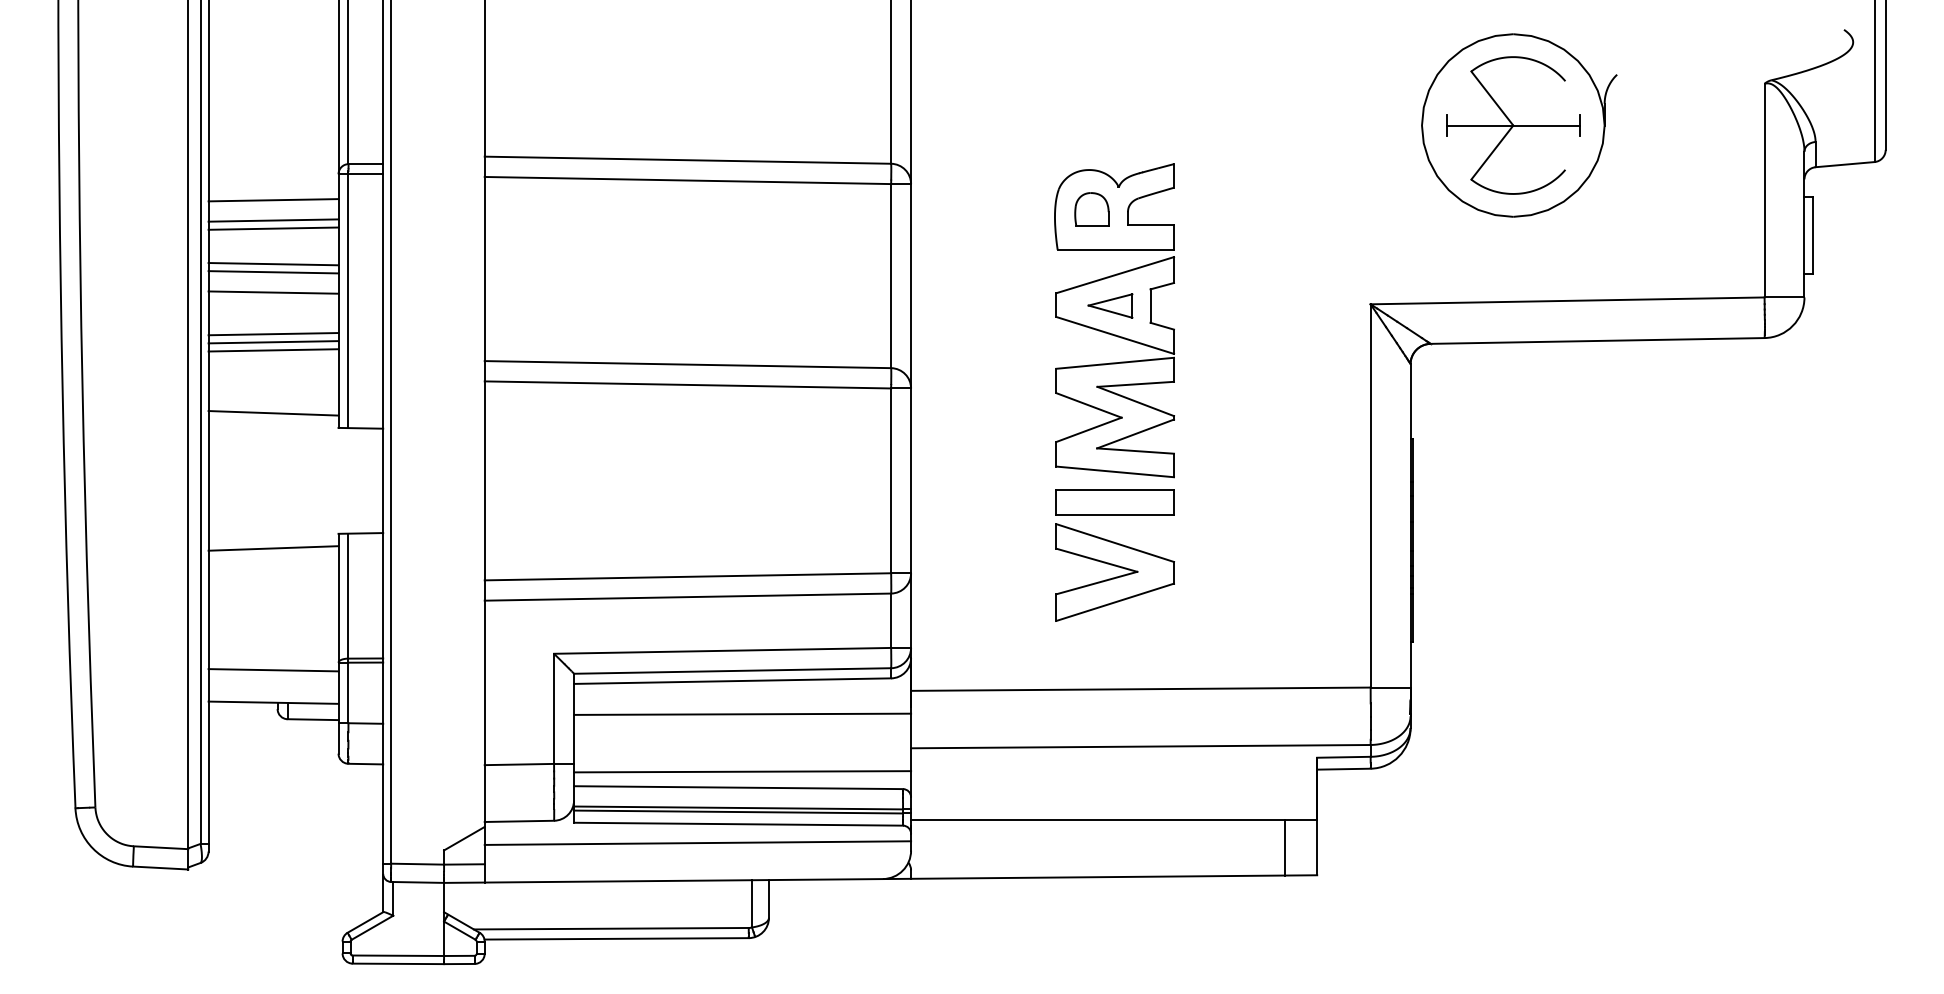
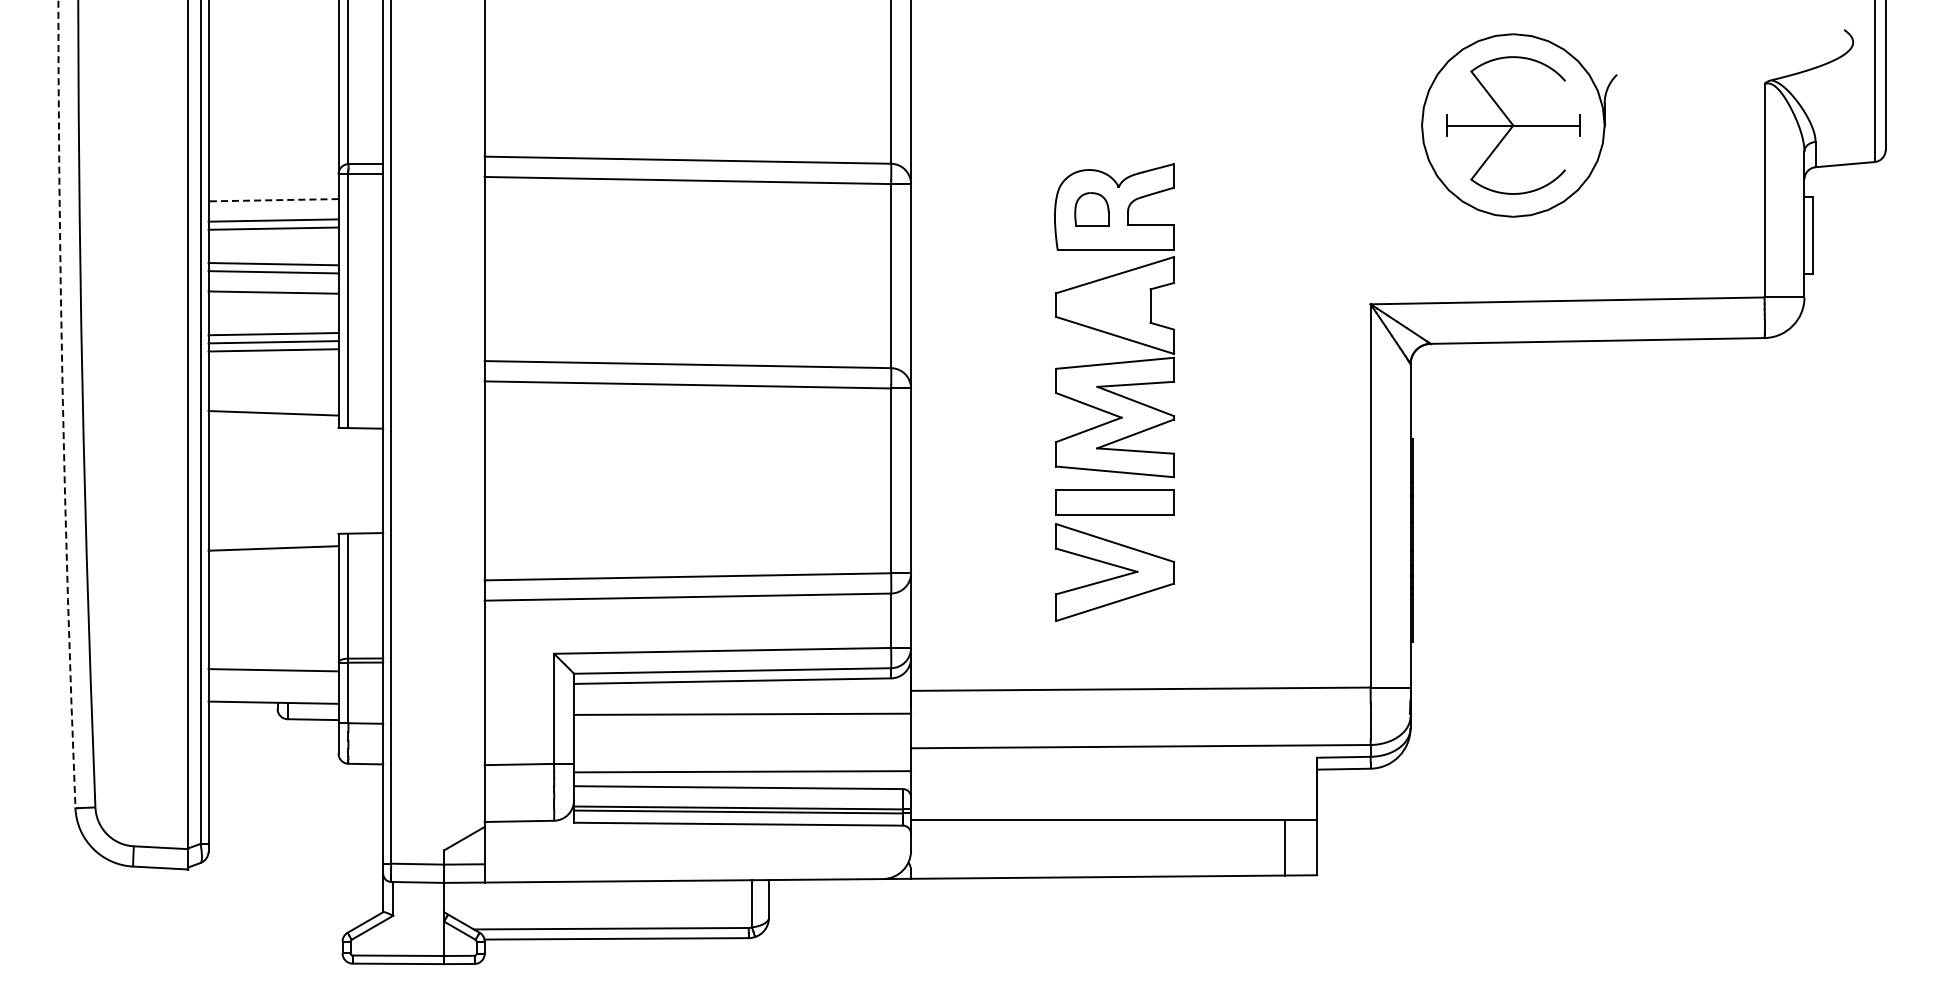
line: solid -> dashed (273, 200)
part: present -> none (1110, 305)
arc: solid -> dashed (62, 403)
line: present -> none (697, 842)
